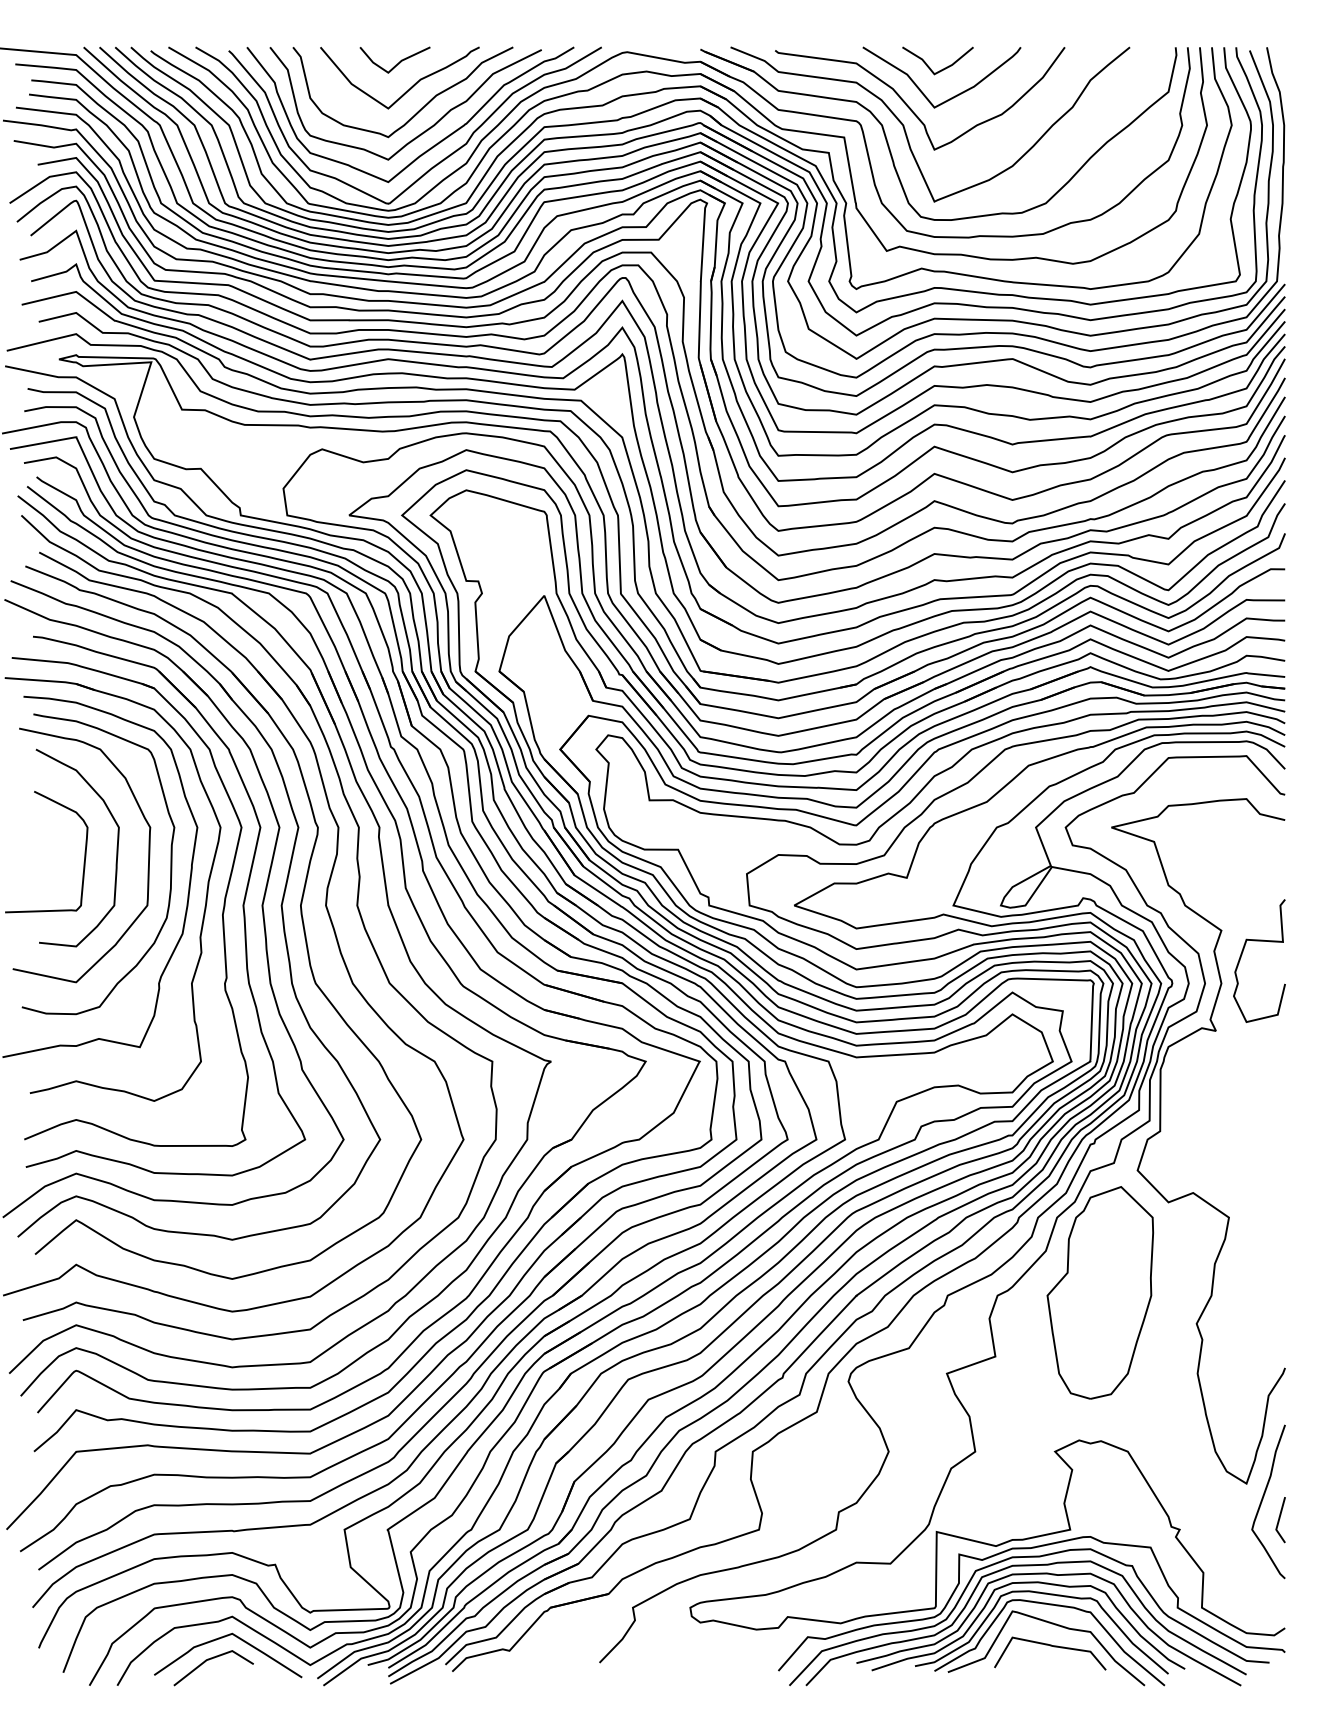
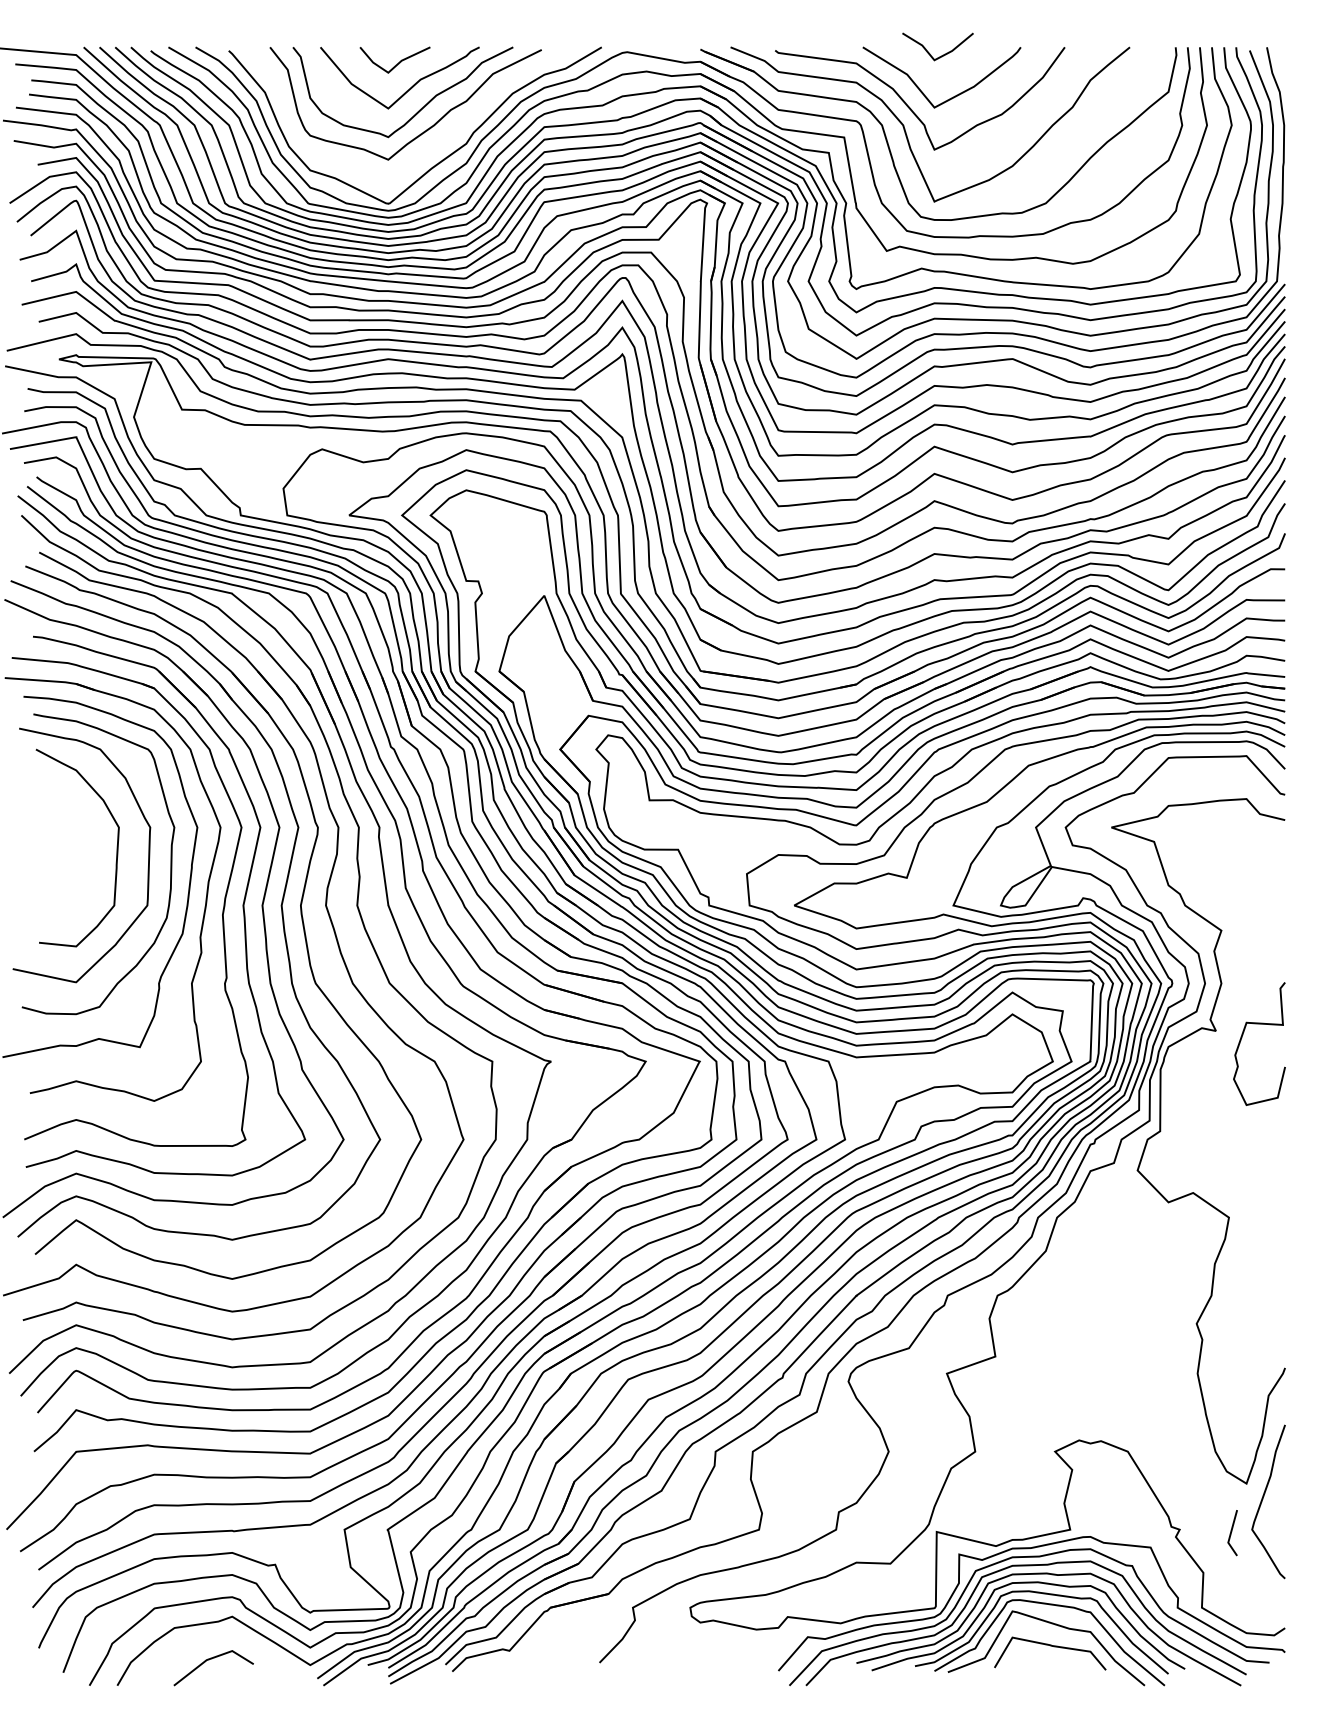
line position: (941, 69) -> (941, 55) (941, 55)
curve: present -> none (434, 144)
curve: present -> none (84, 852)
curve position: (1243, 952) -> (1243, 1035) (1243, 1035)
part: present -> none (1100, 1292)
line position: (1279, 1520) -> (1231, 1533) (1231, 1533)
curve: present -> none (222, 1638)
